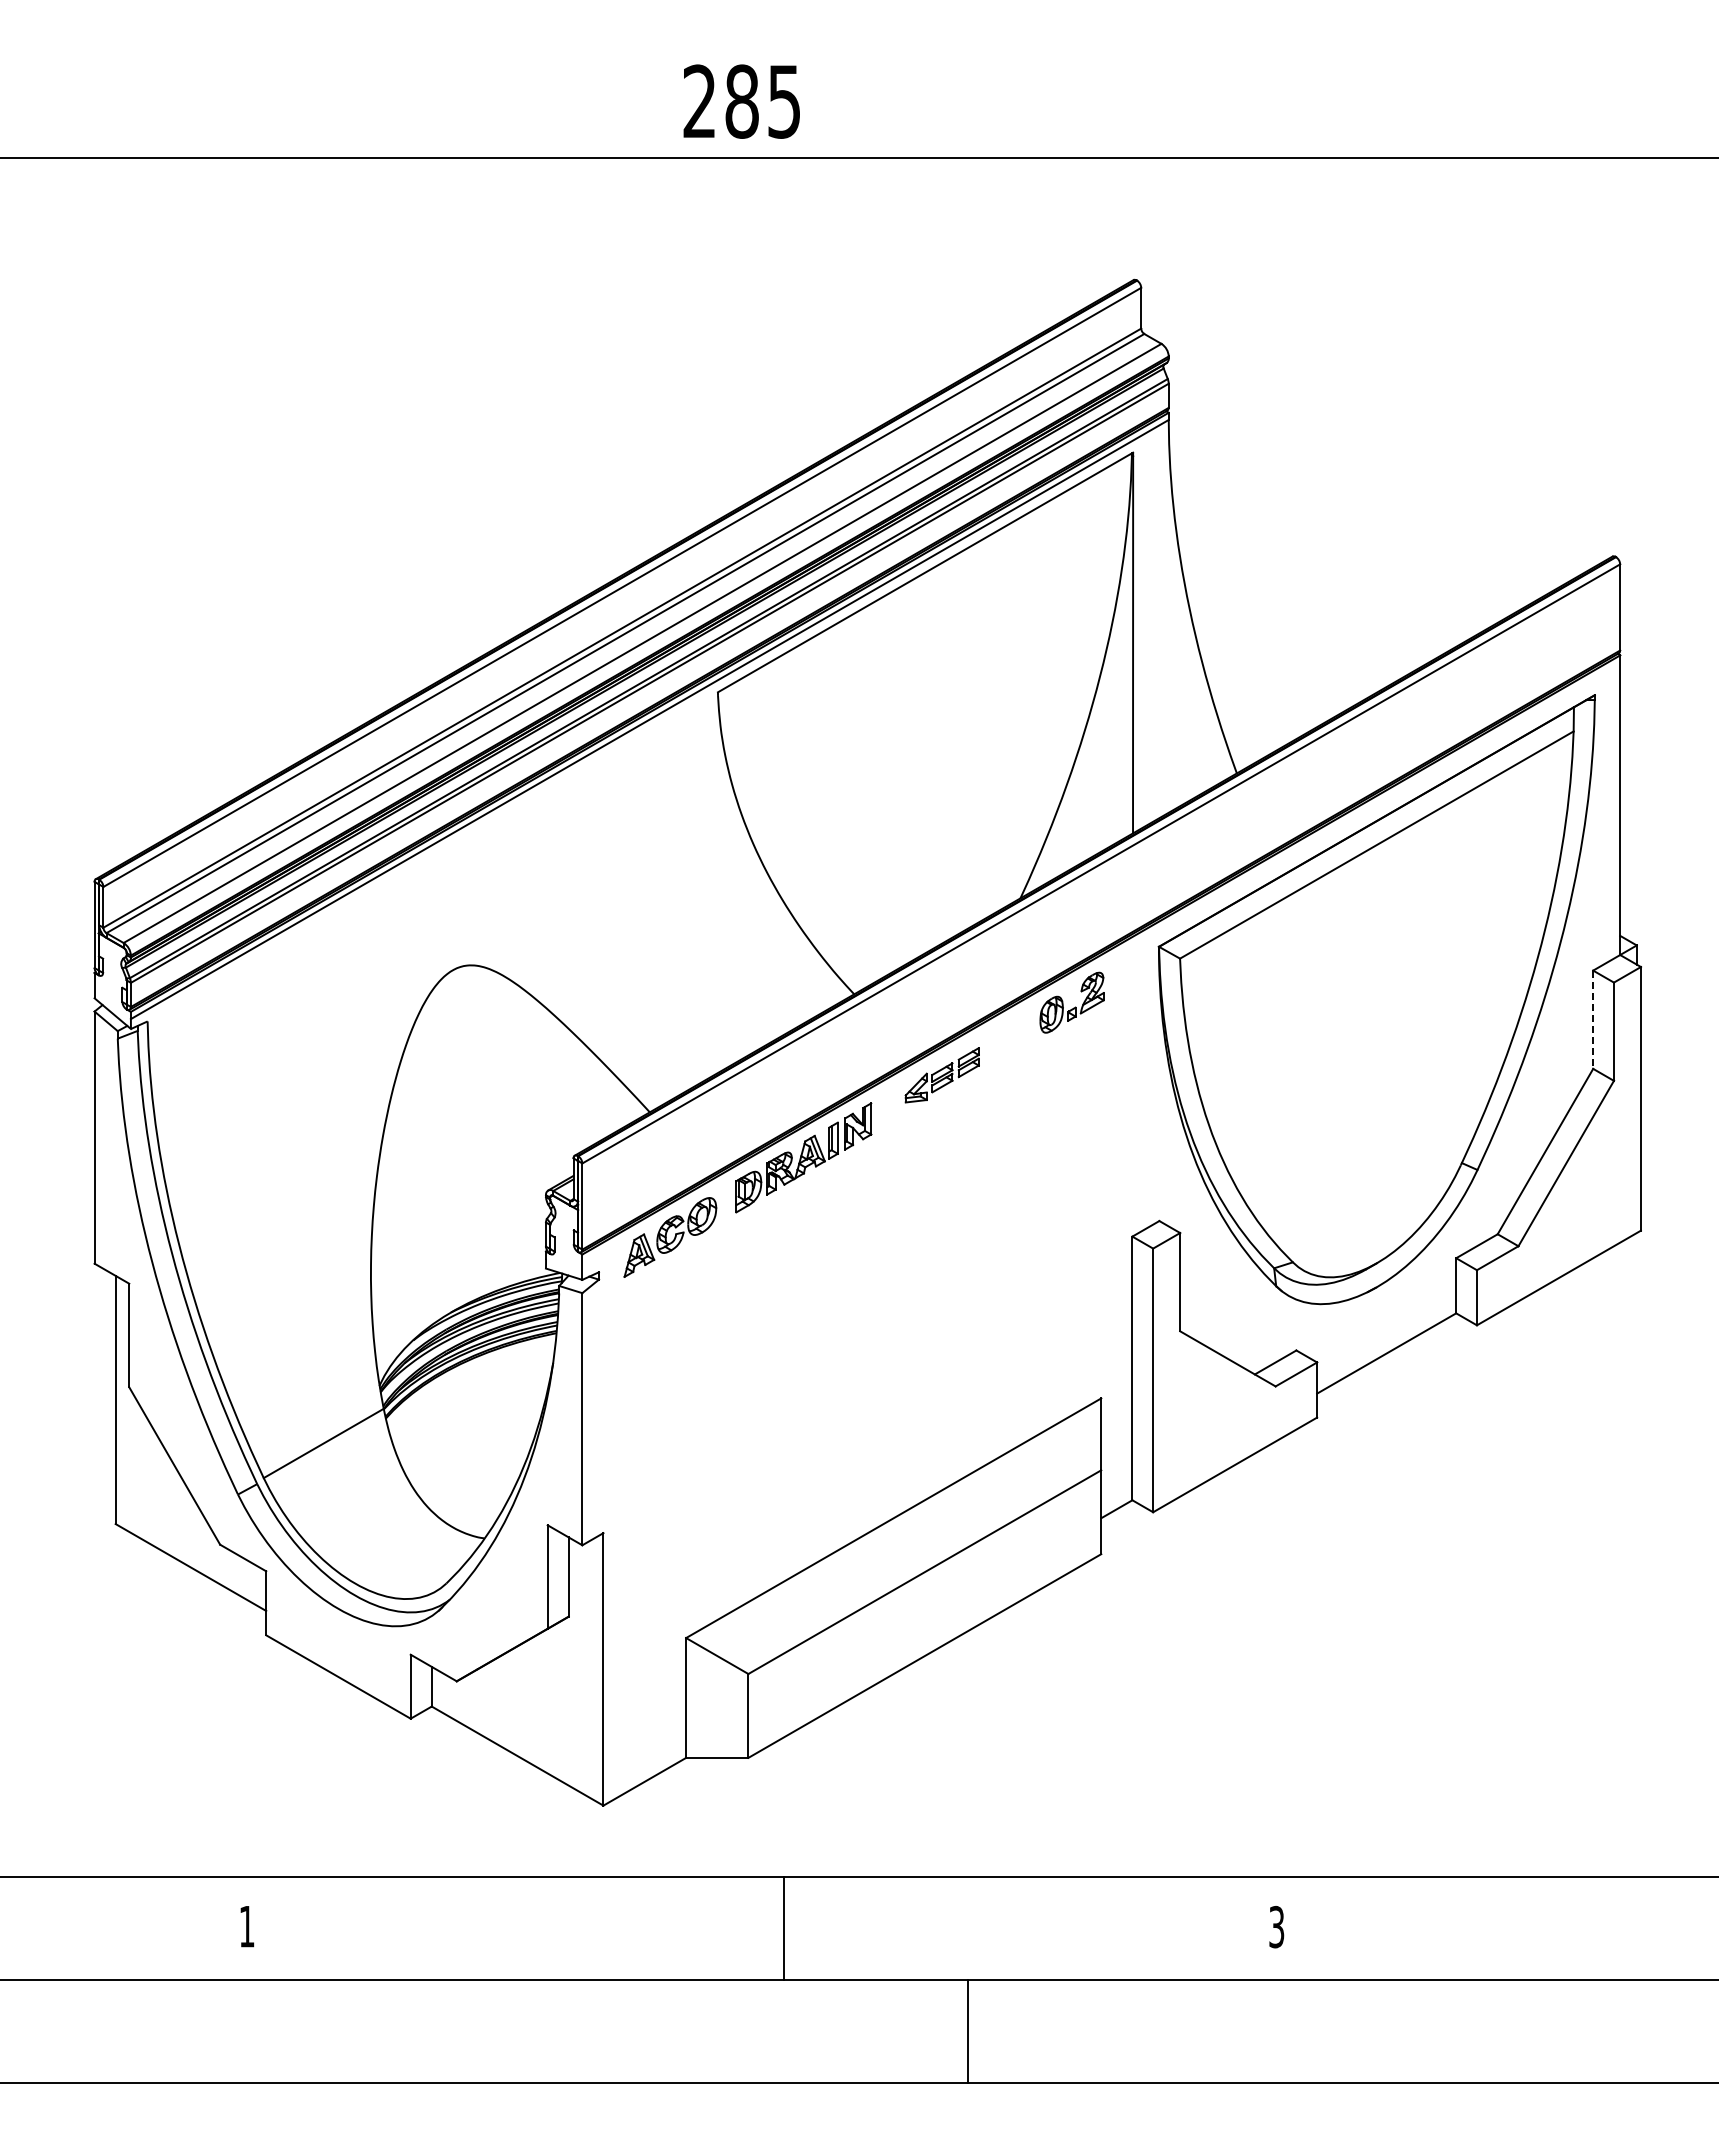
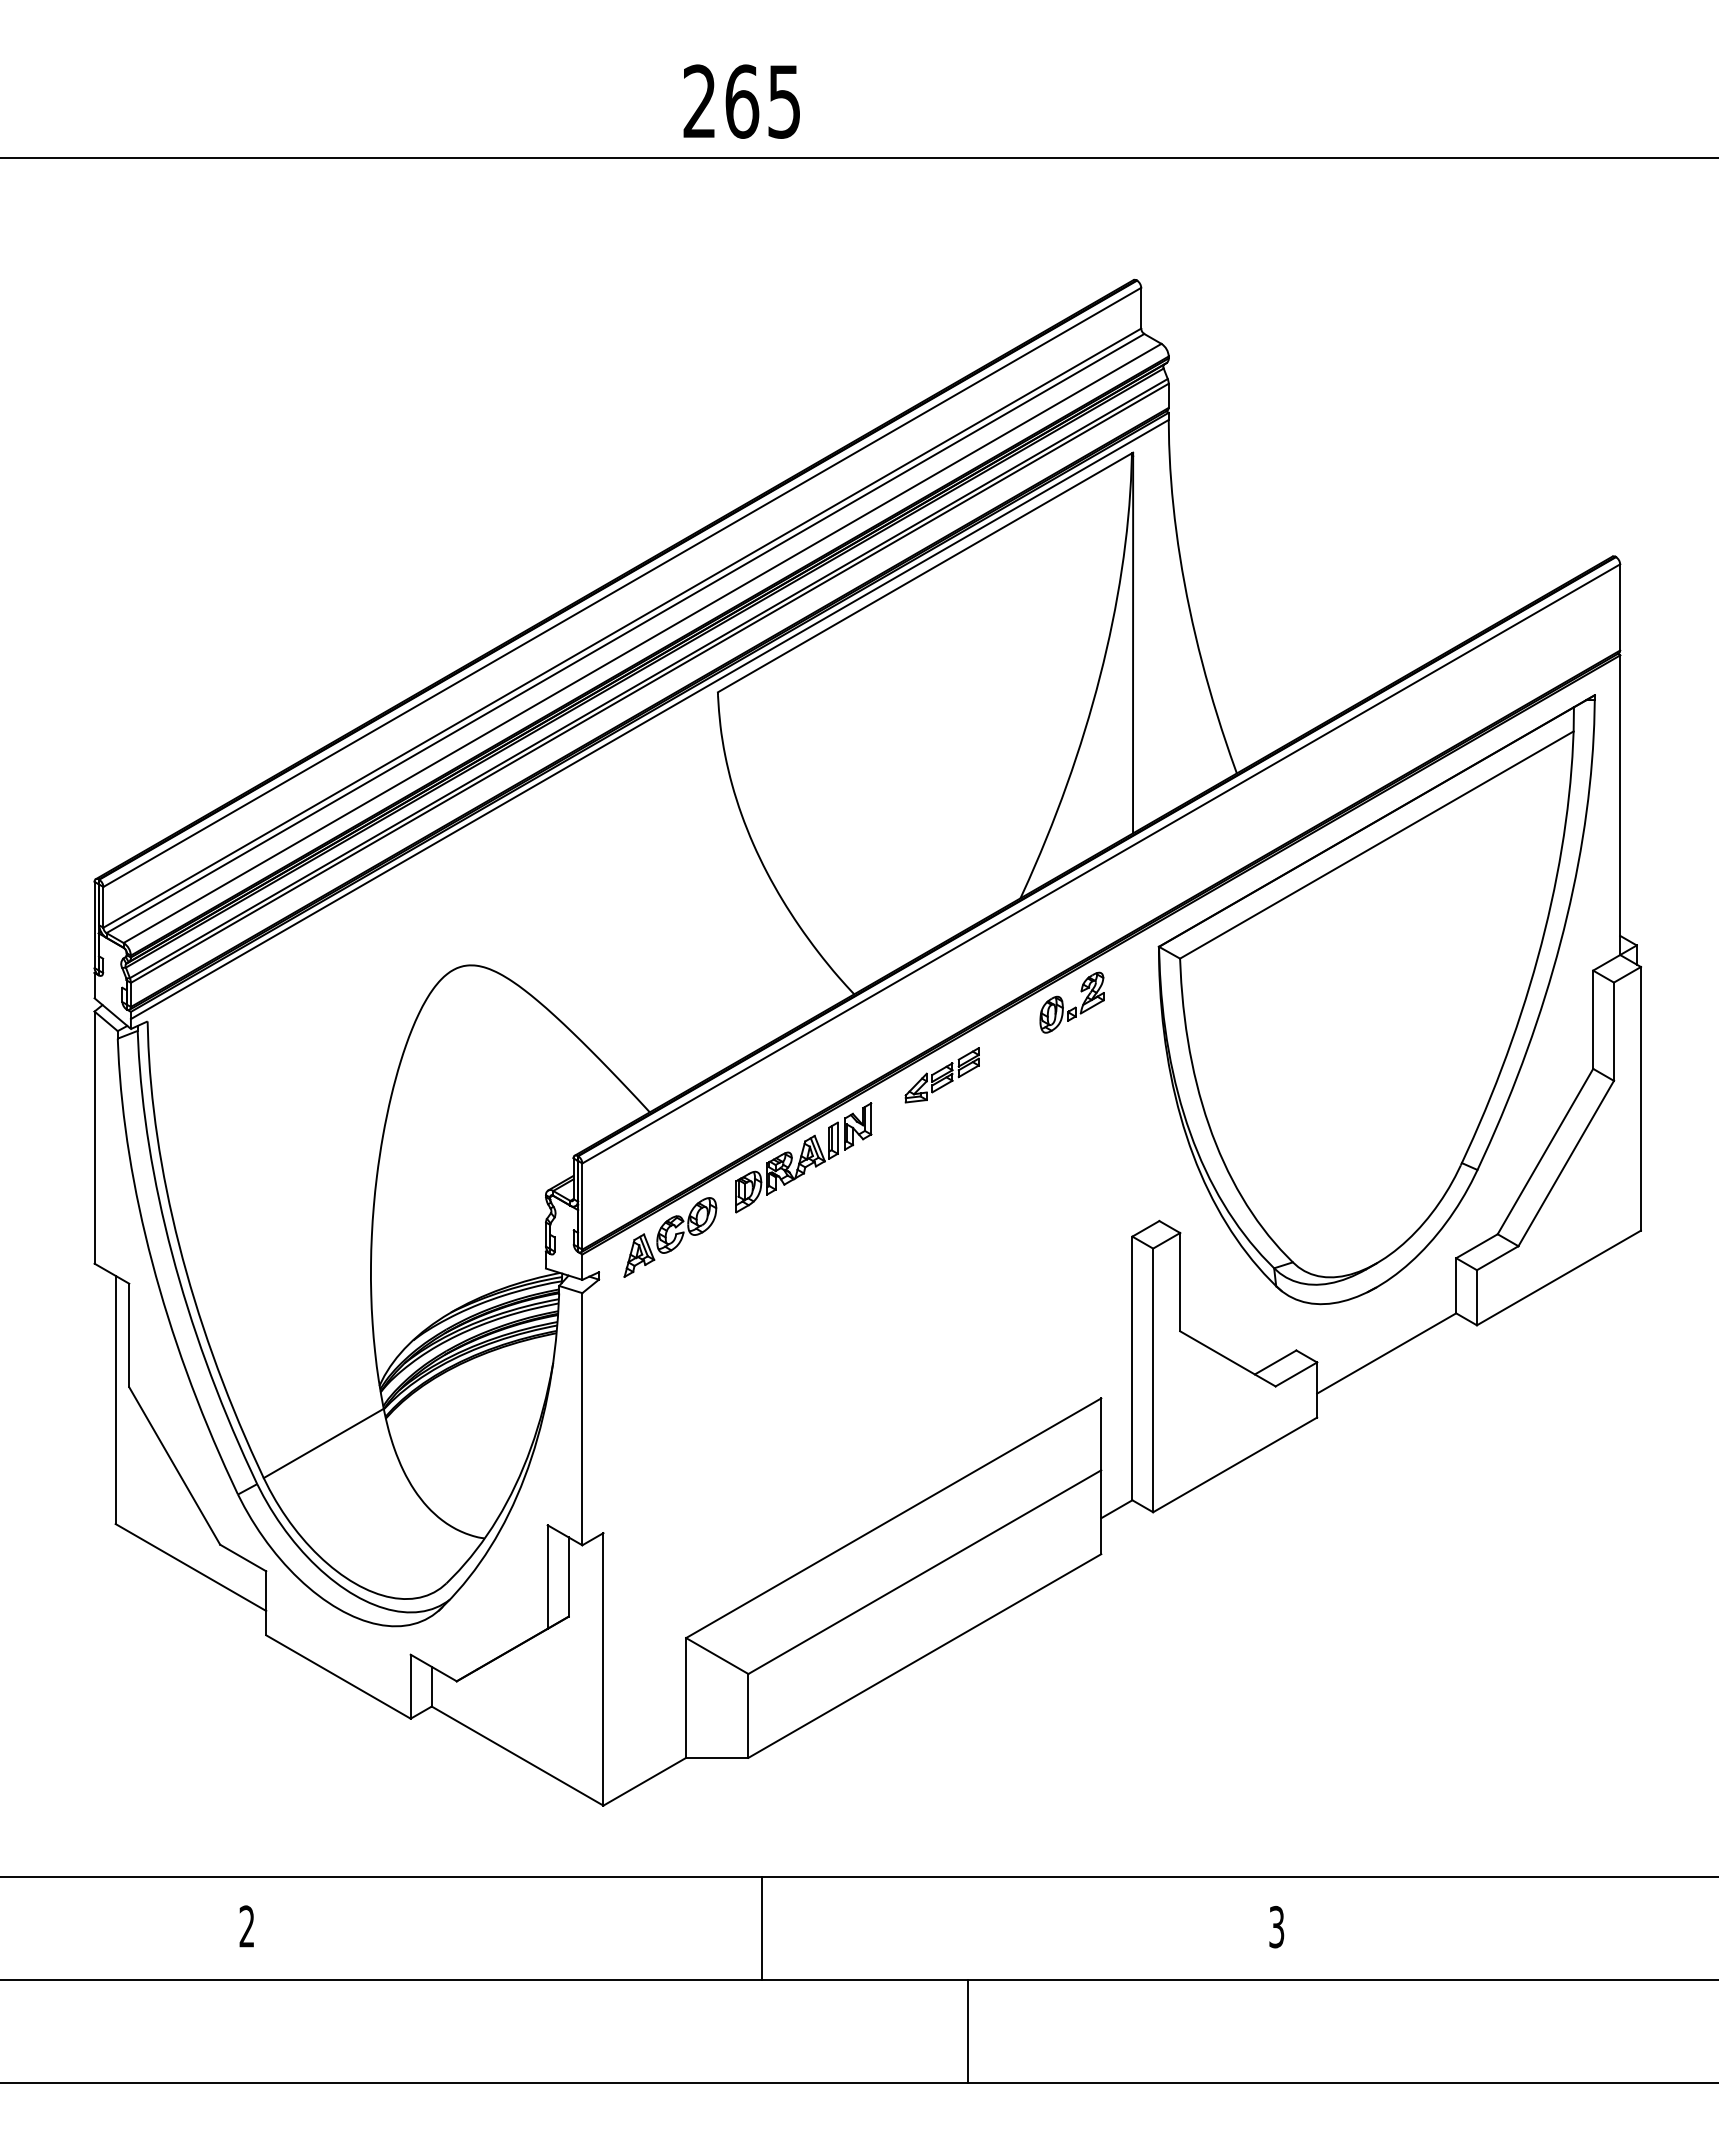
text: 285 -> 265 (742, 101)
line: dashed -> solid (1593, 1020)
text: 1 -> 2 (246, 1926)
line position: (784, 1928) -> (762, 1928) (762, 1928)
